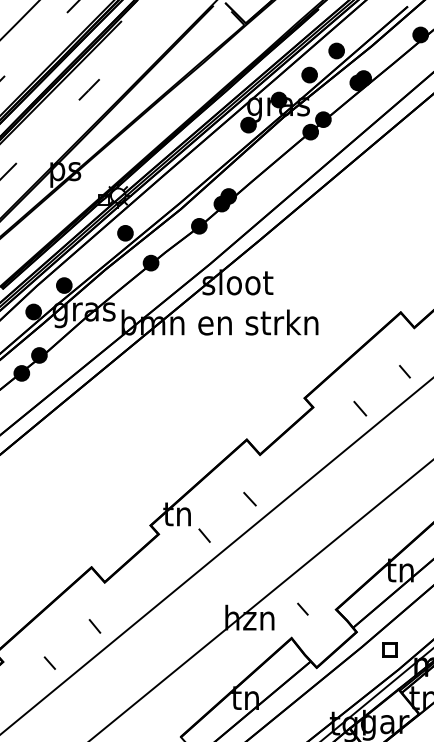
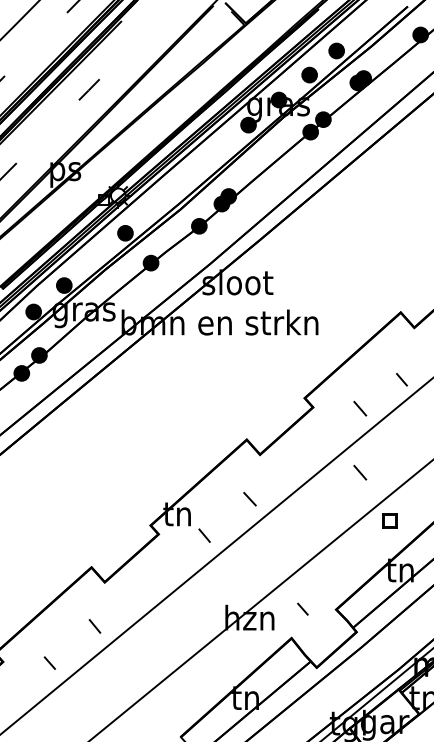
line position: (404, 371) -> (401, 379) (401, 379)
line: none -> present (360, 472)
part position: (389, 649) -> (389, 520) (389, 520)
